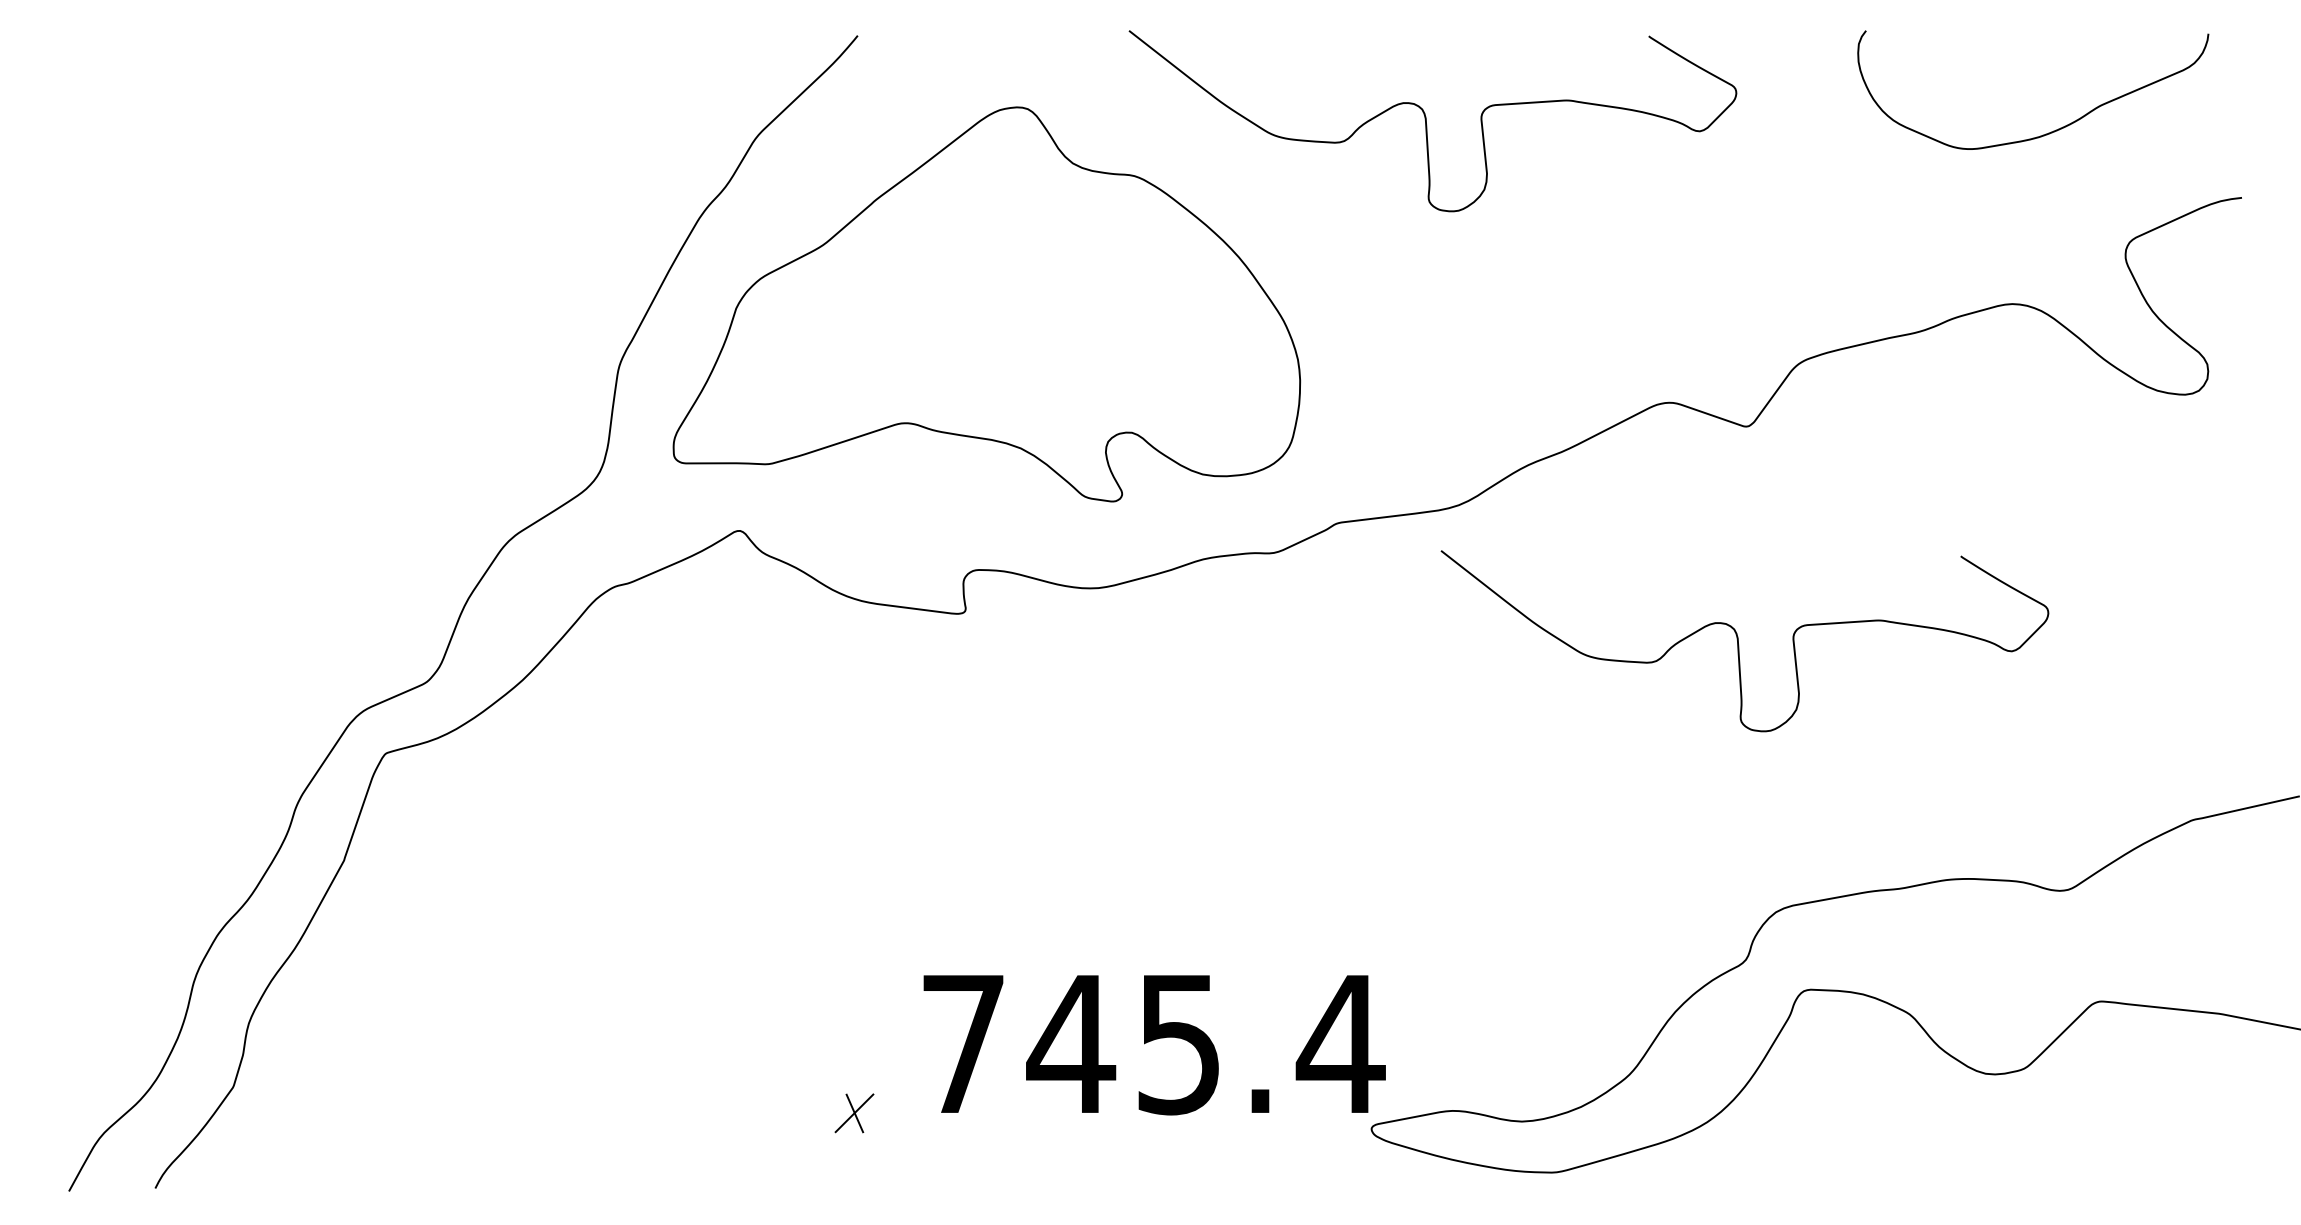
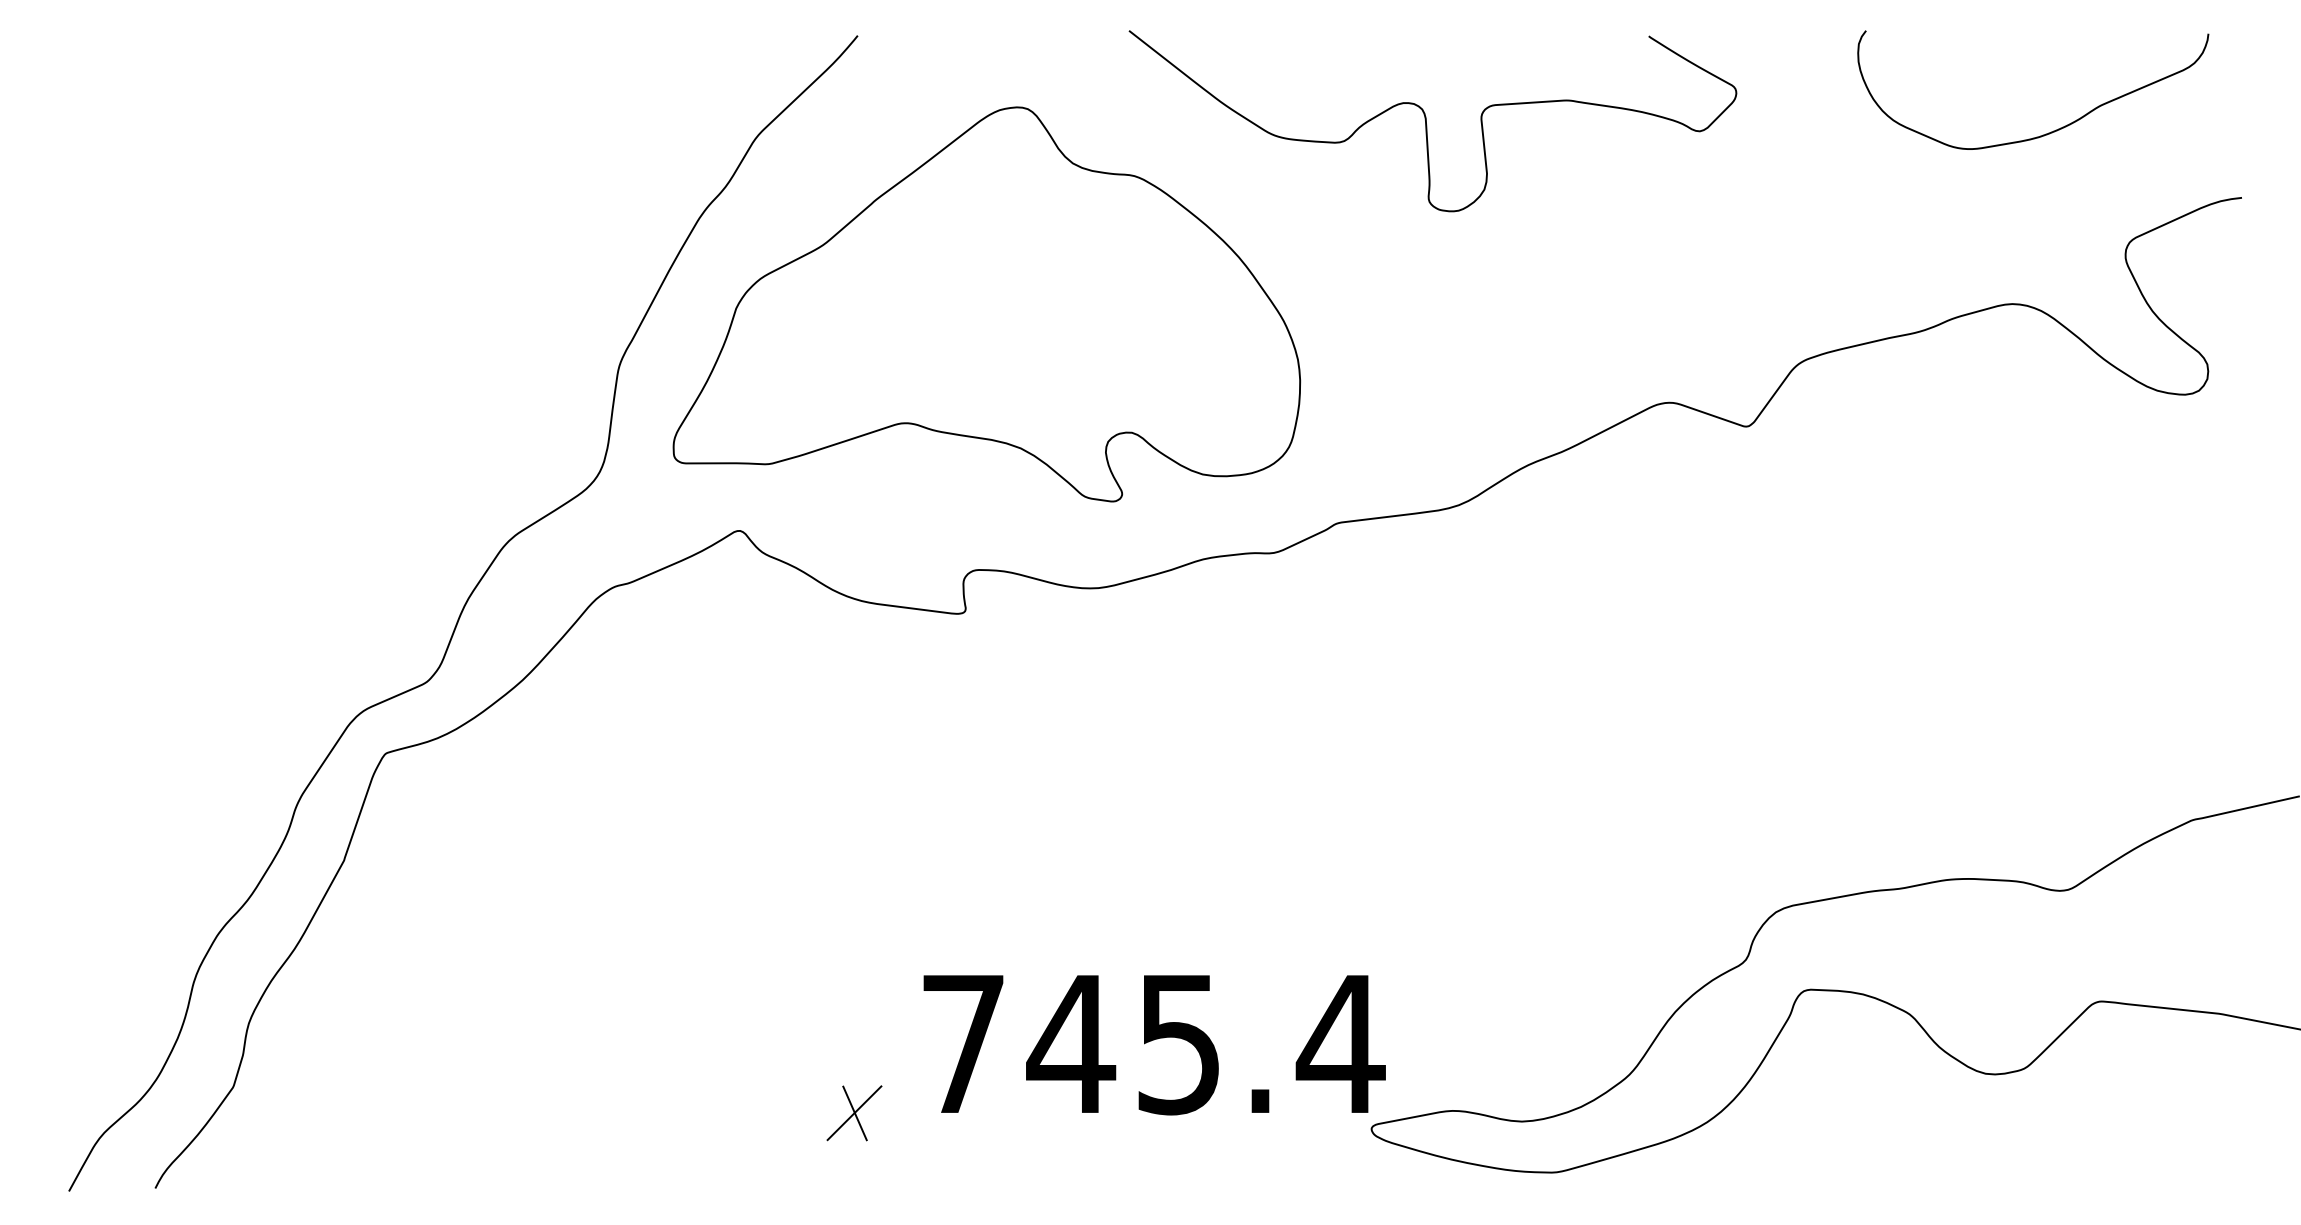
curve: present -> none (1738, 641)
part size: 41x41 px -> 57x57 px (854, 1113)
